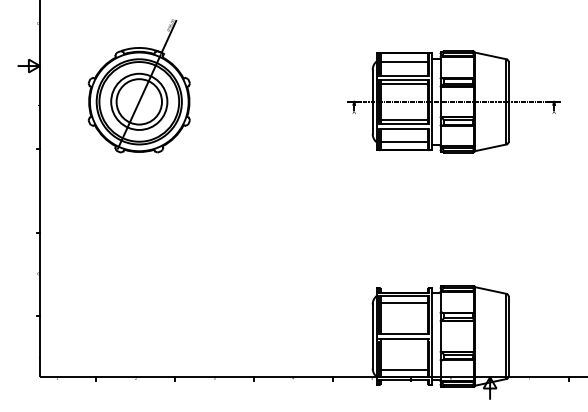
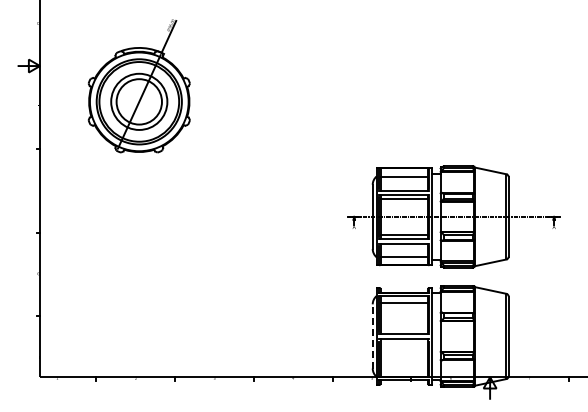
part position: (453, 101) -> (453, 216) (453, 216)
line: solid -> dashed (372, 335)
line: present -> none (404, 370)
